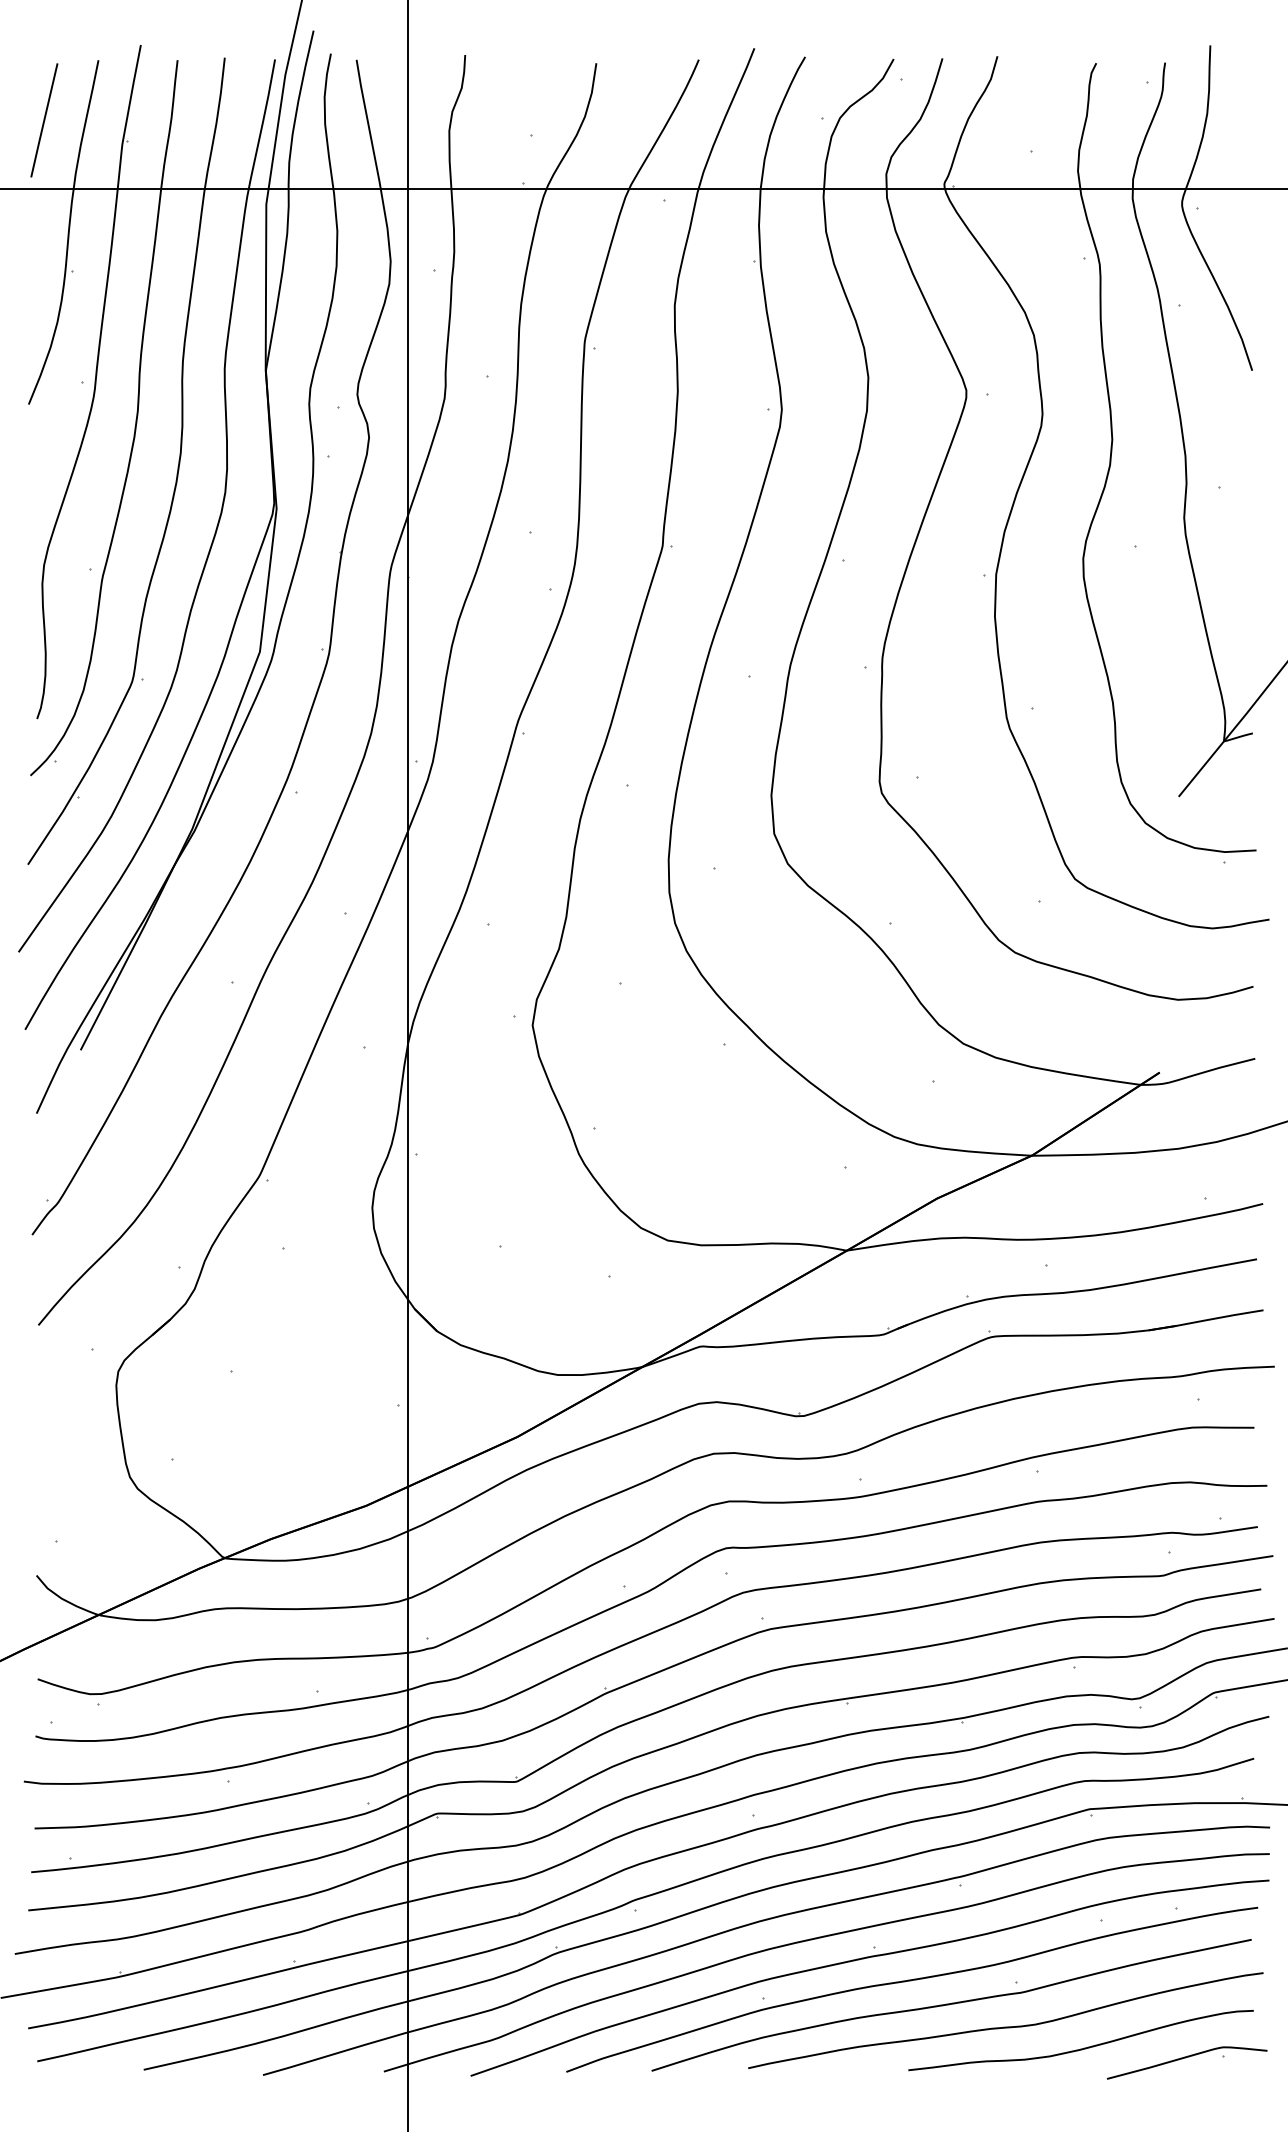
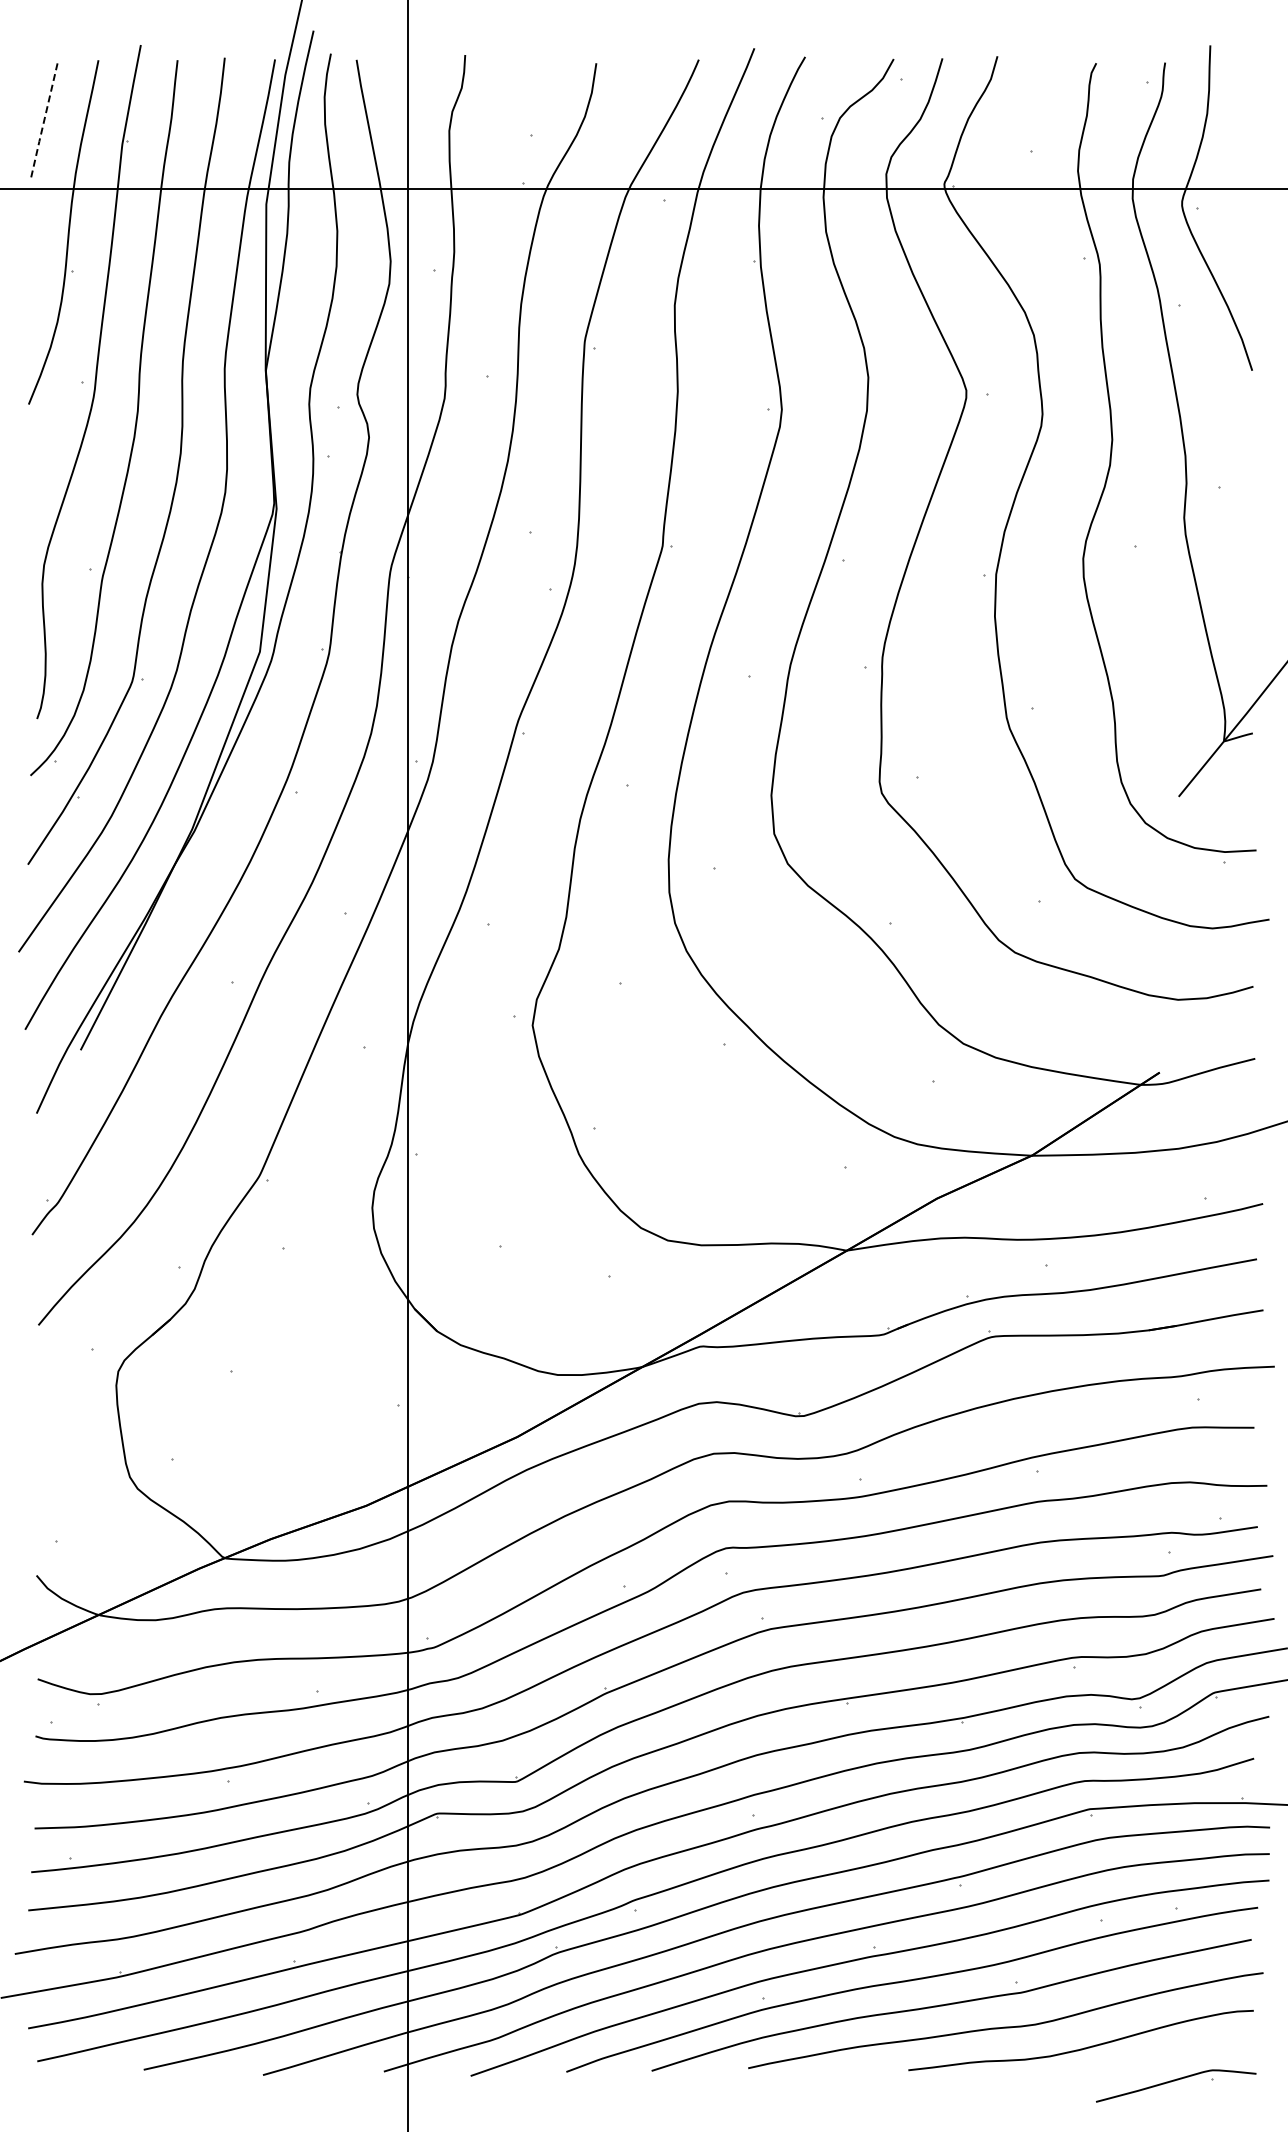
line: solid -> dashed (44, 121)
part position: (1187, 2062) -> (1176, 2085) (1176, 2085)
